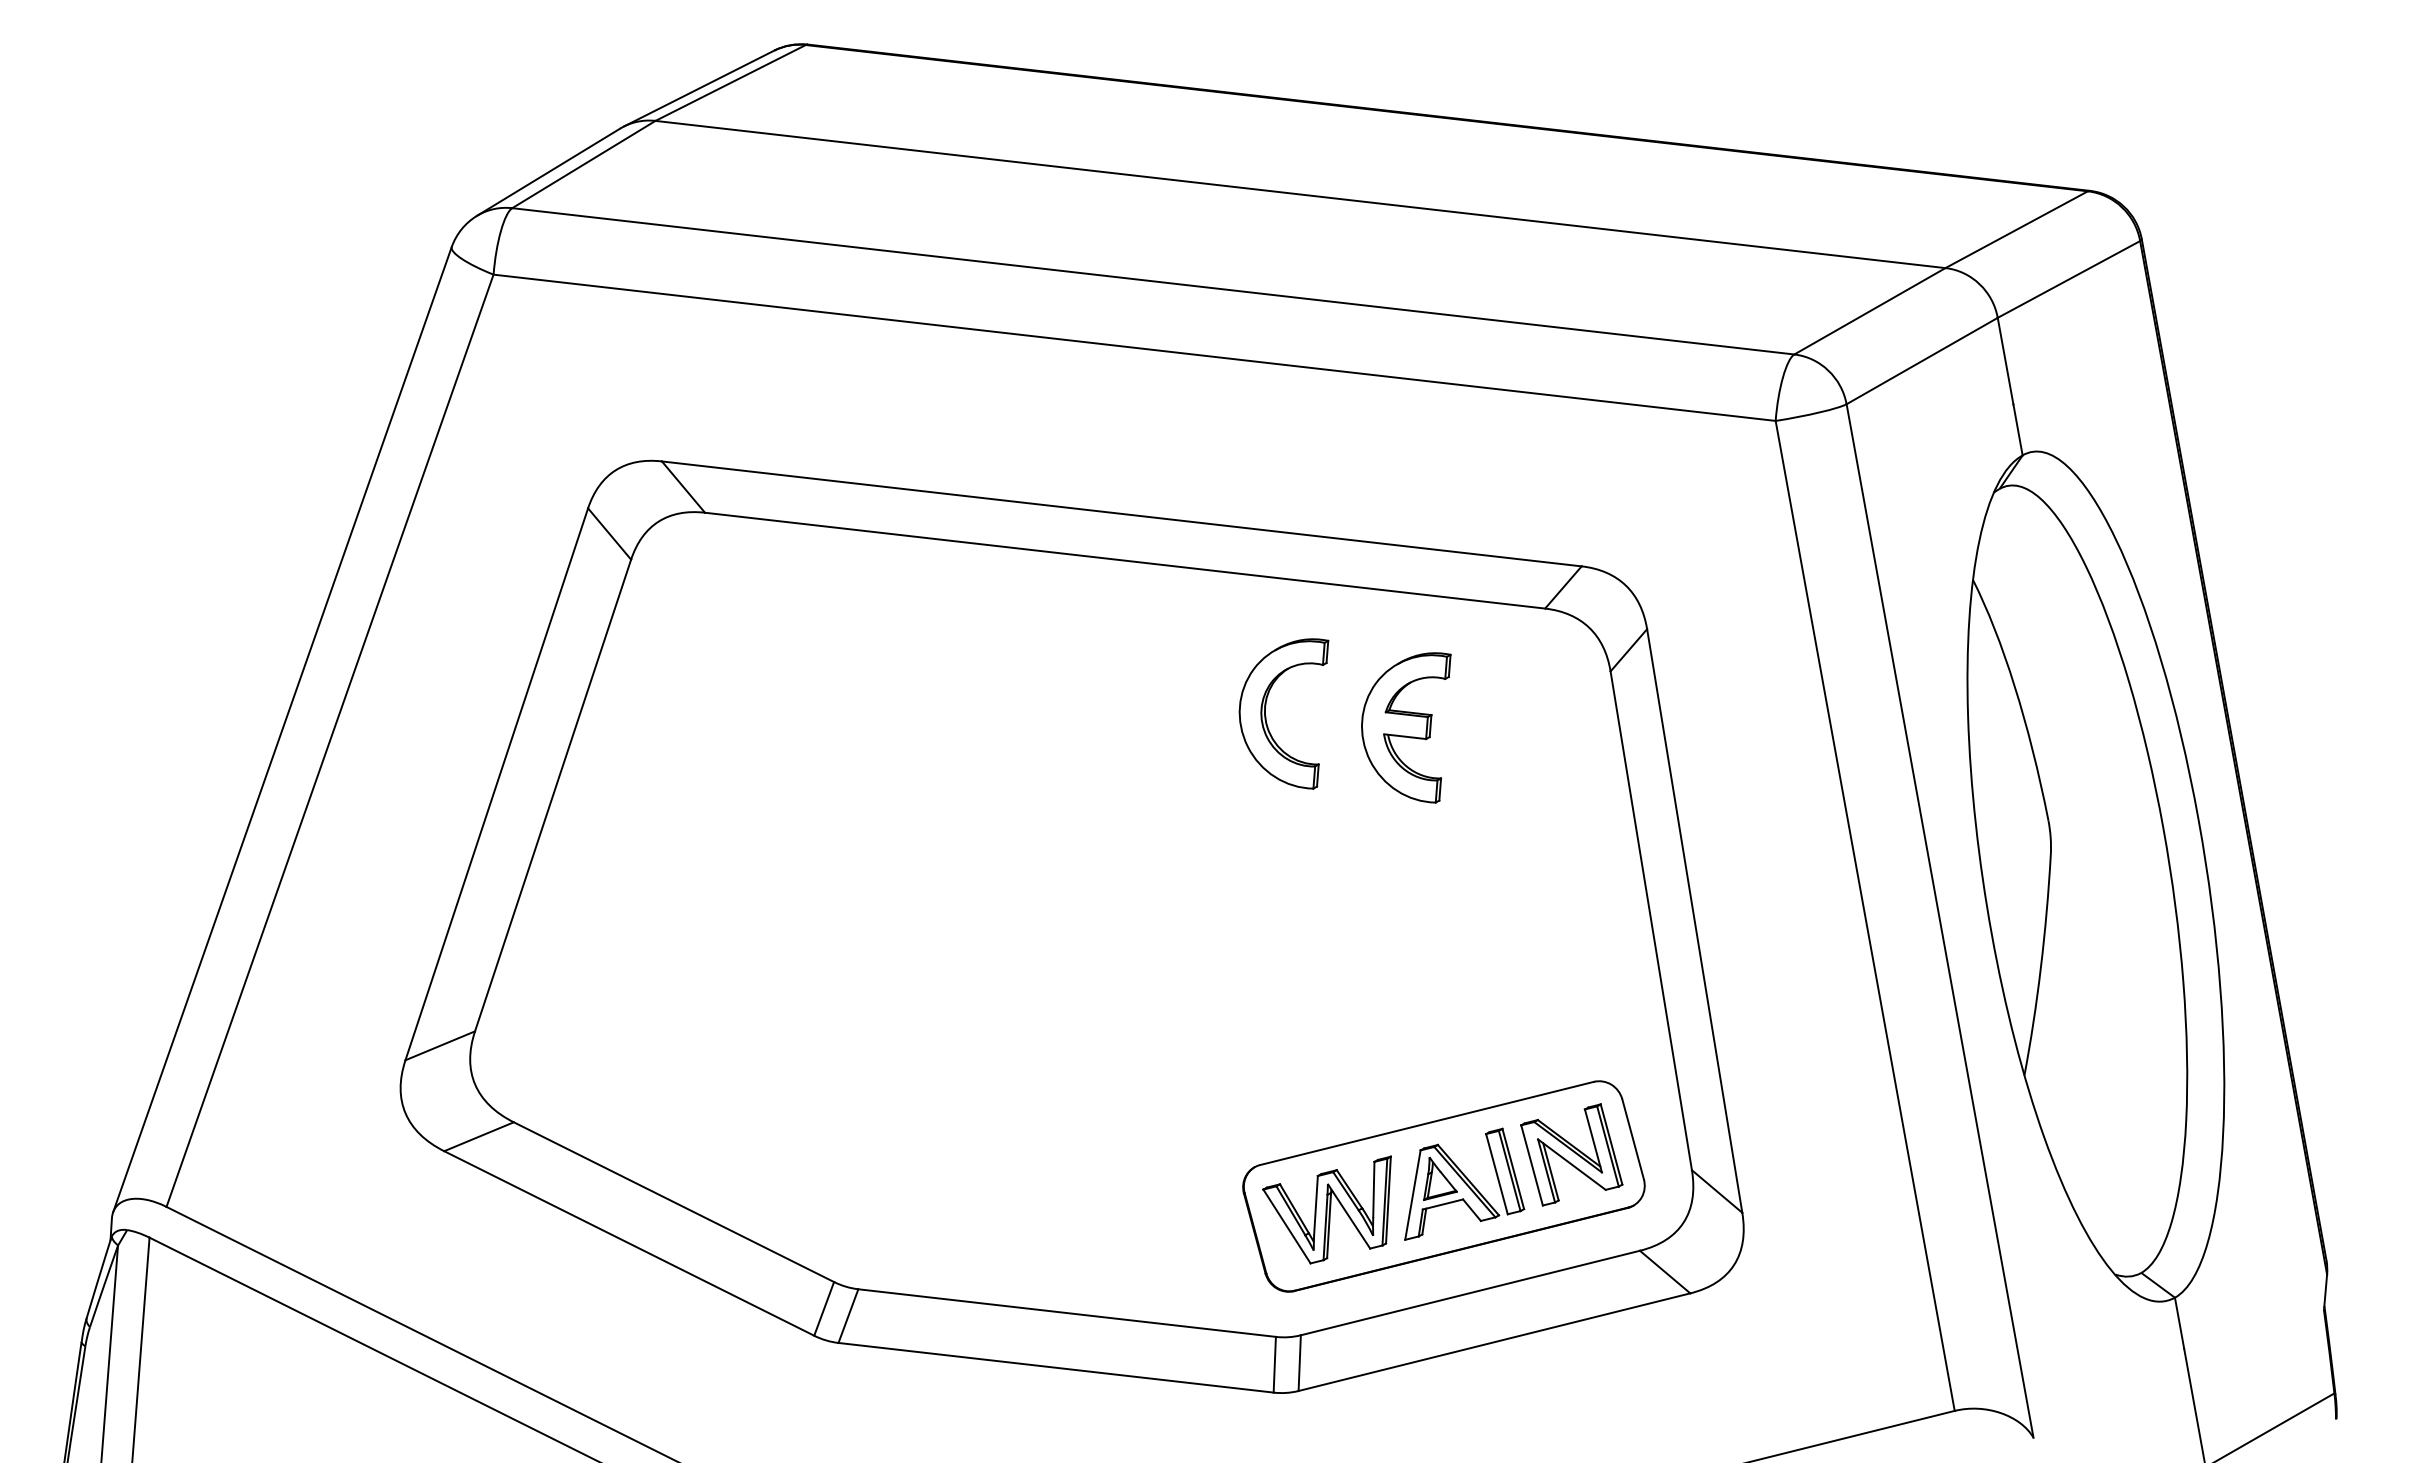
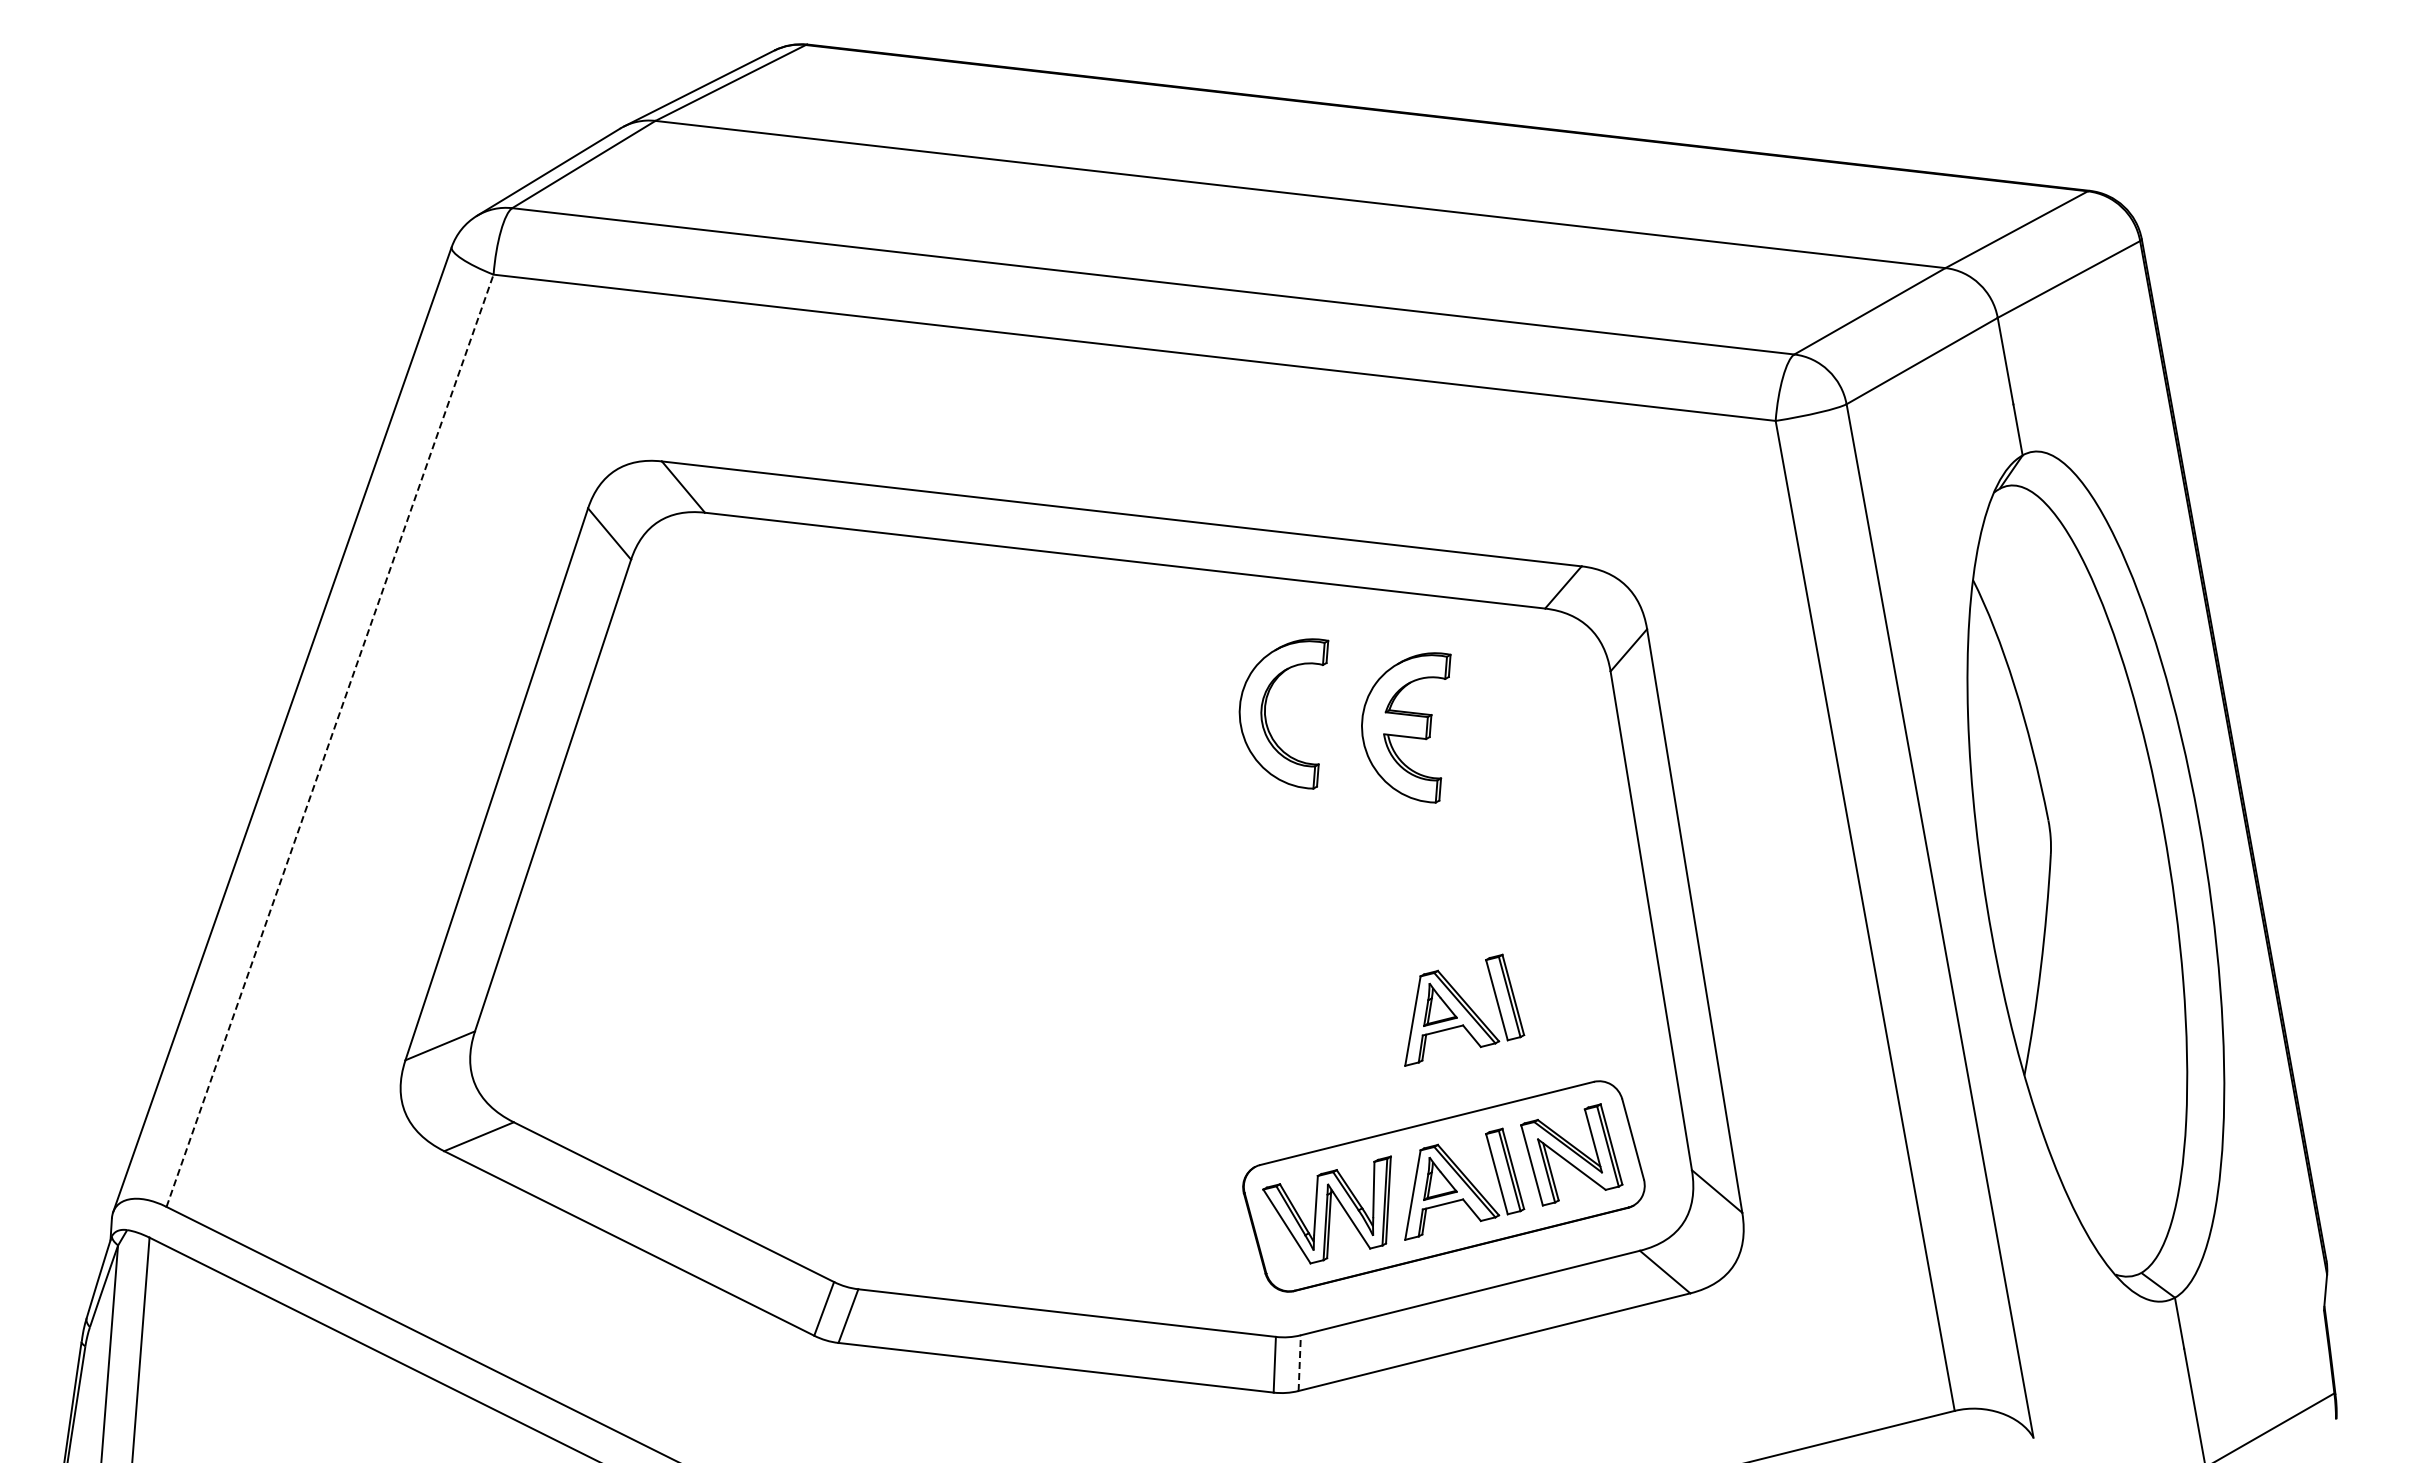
line: solid -> dashed (330, 740)
part: none -> present (1464, 1009)
line: solid -> dashed (1299, 1363)
